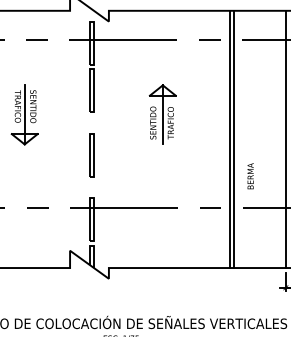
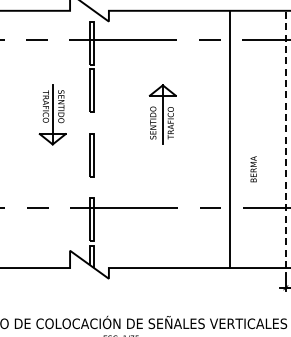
part position: (24, 114) -> (52, 114) (52, 114)
line: present -> none (234, 139)
line: solid -> dashed (285, 139)
text position: (250, 176) -> (253, 169) (253, 169)
